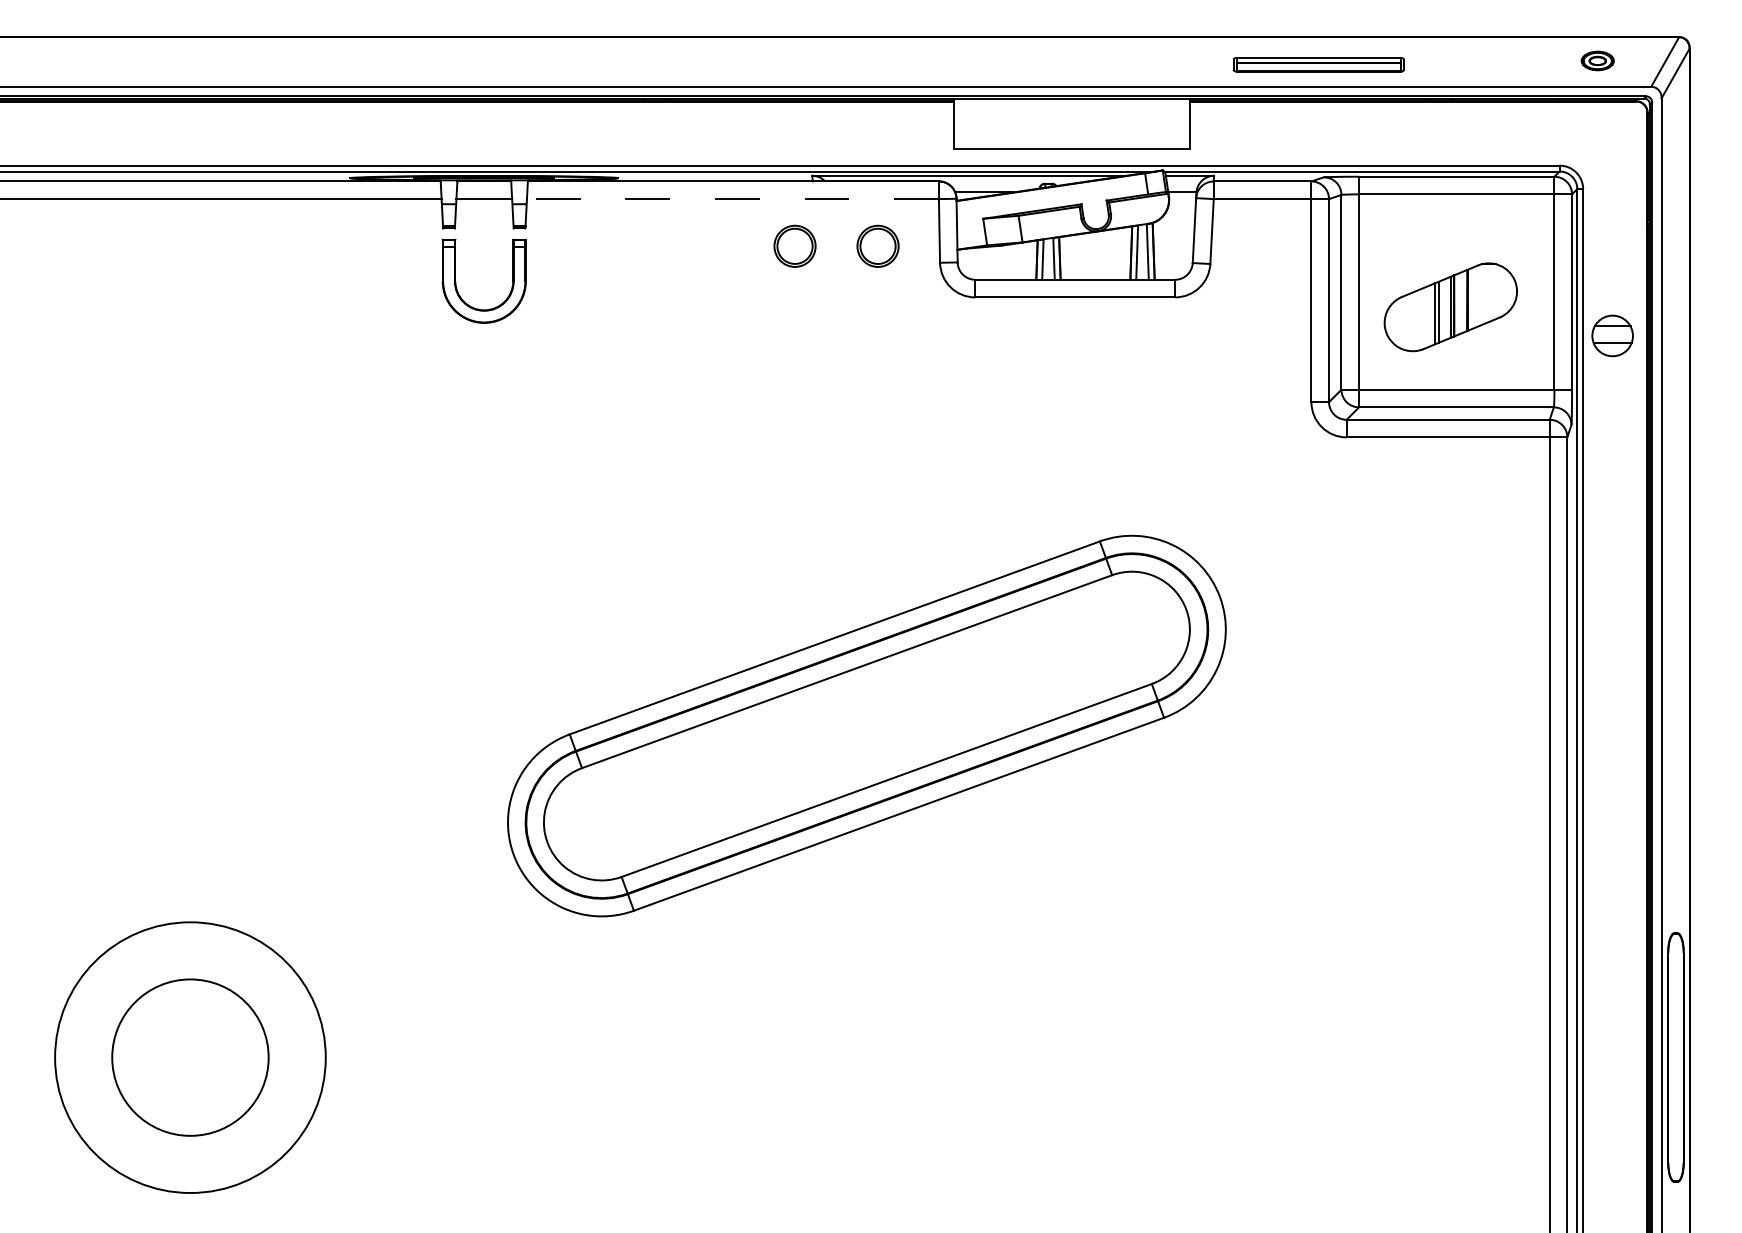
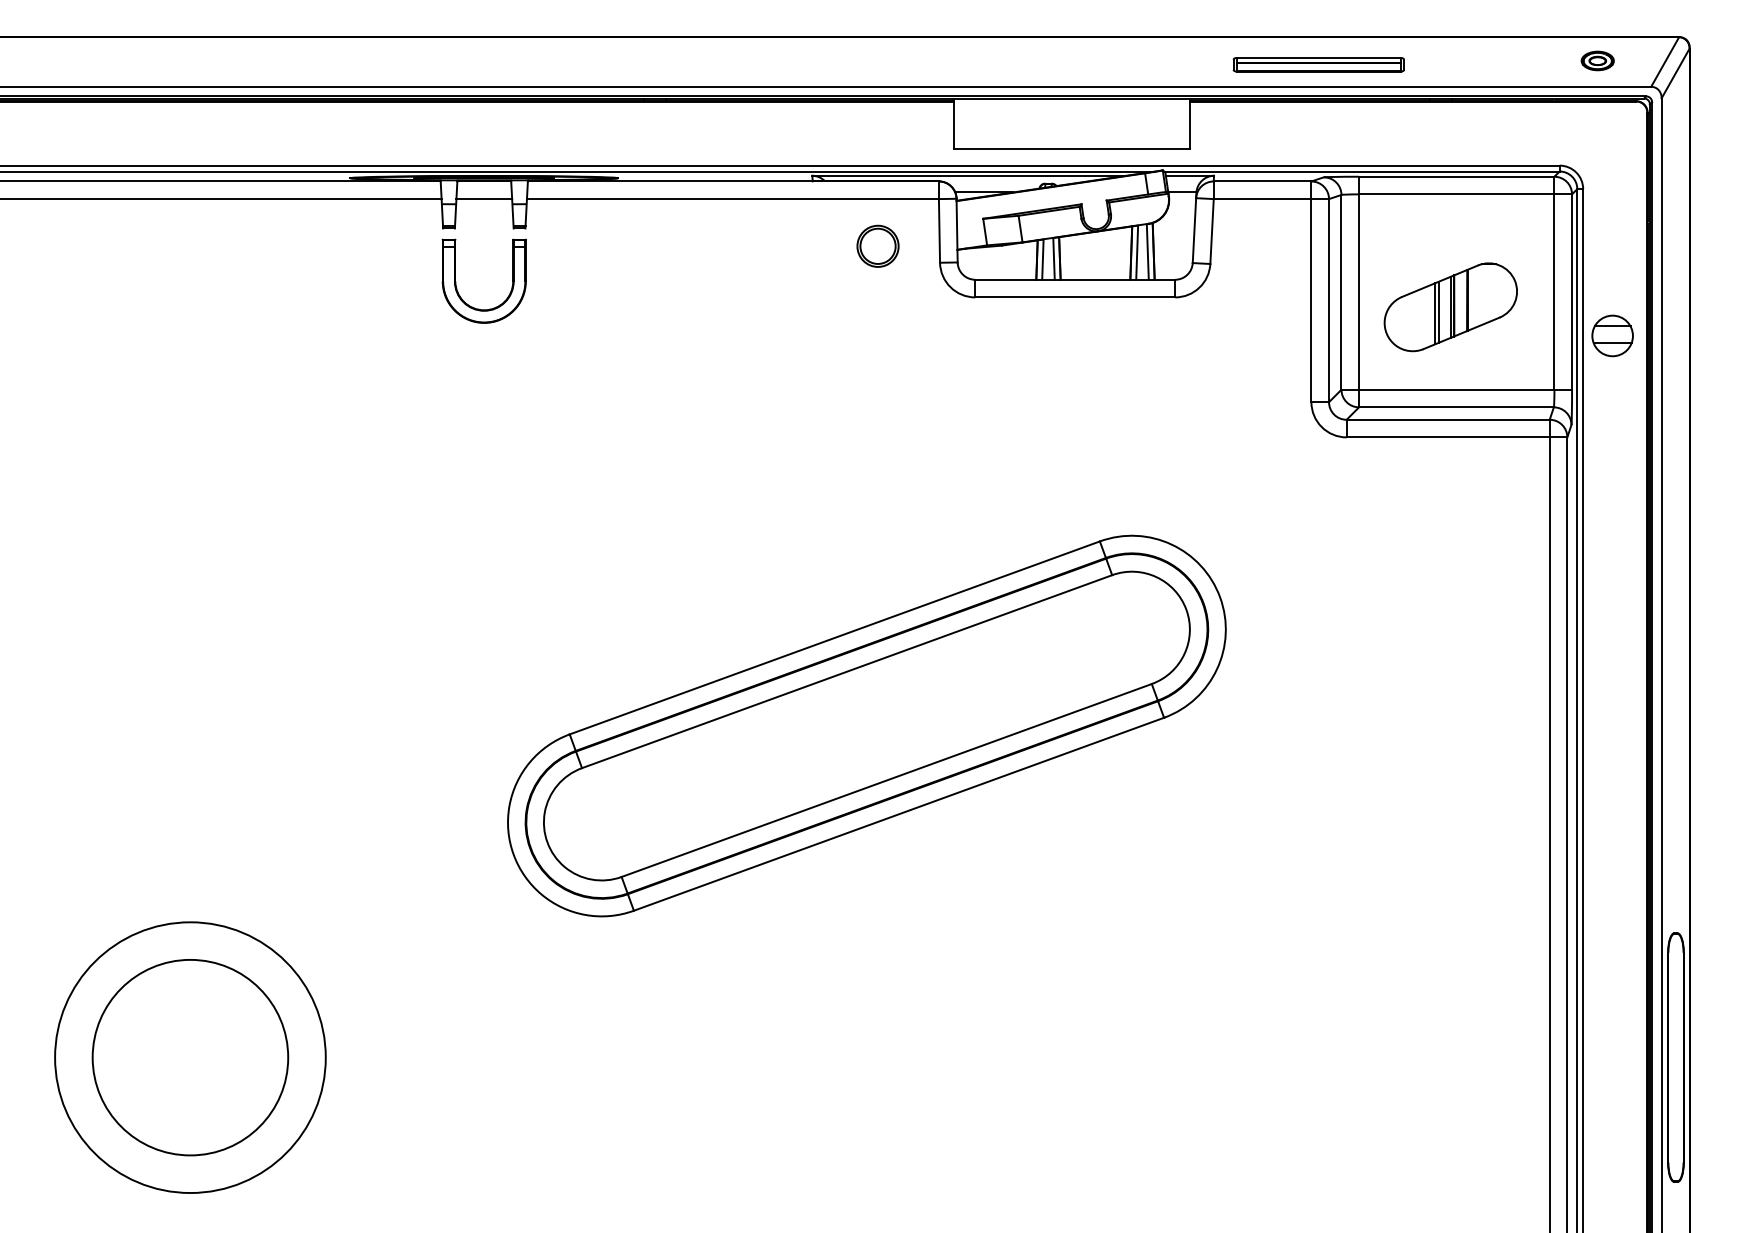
line: dashed -> solid (732, 199)
part: present -> none (794, 245)
circle diameter: 156 px -> 196 px (190, 1057)
